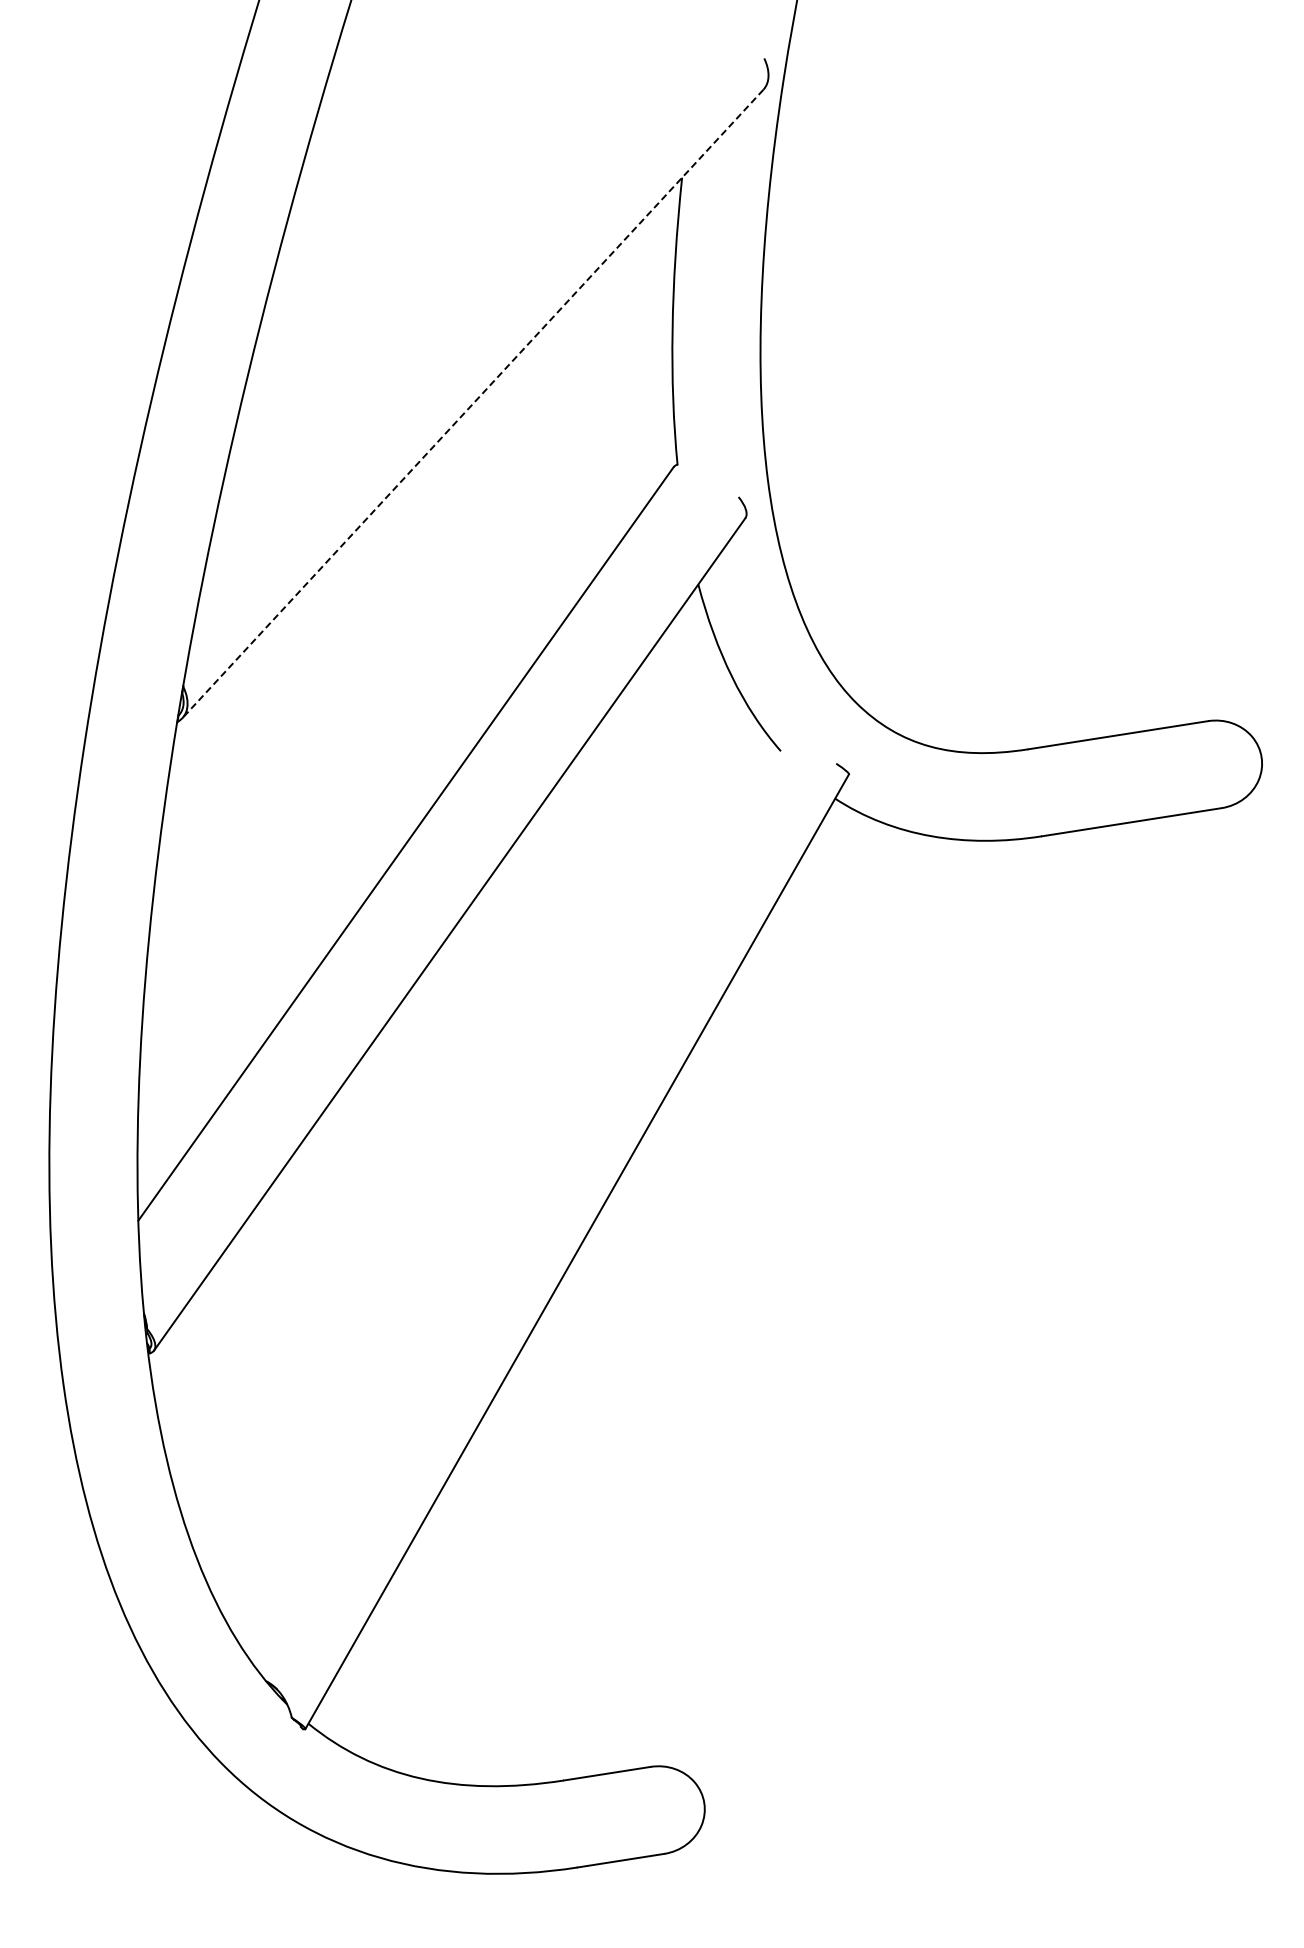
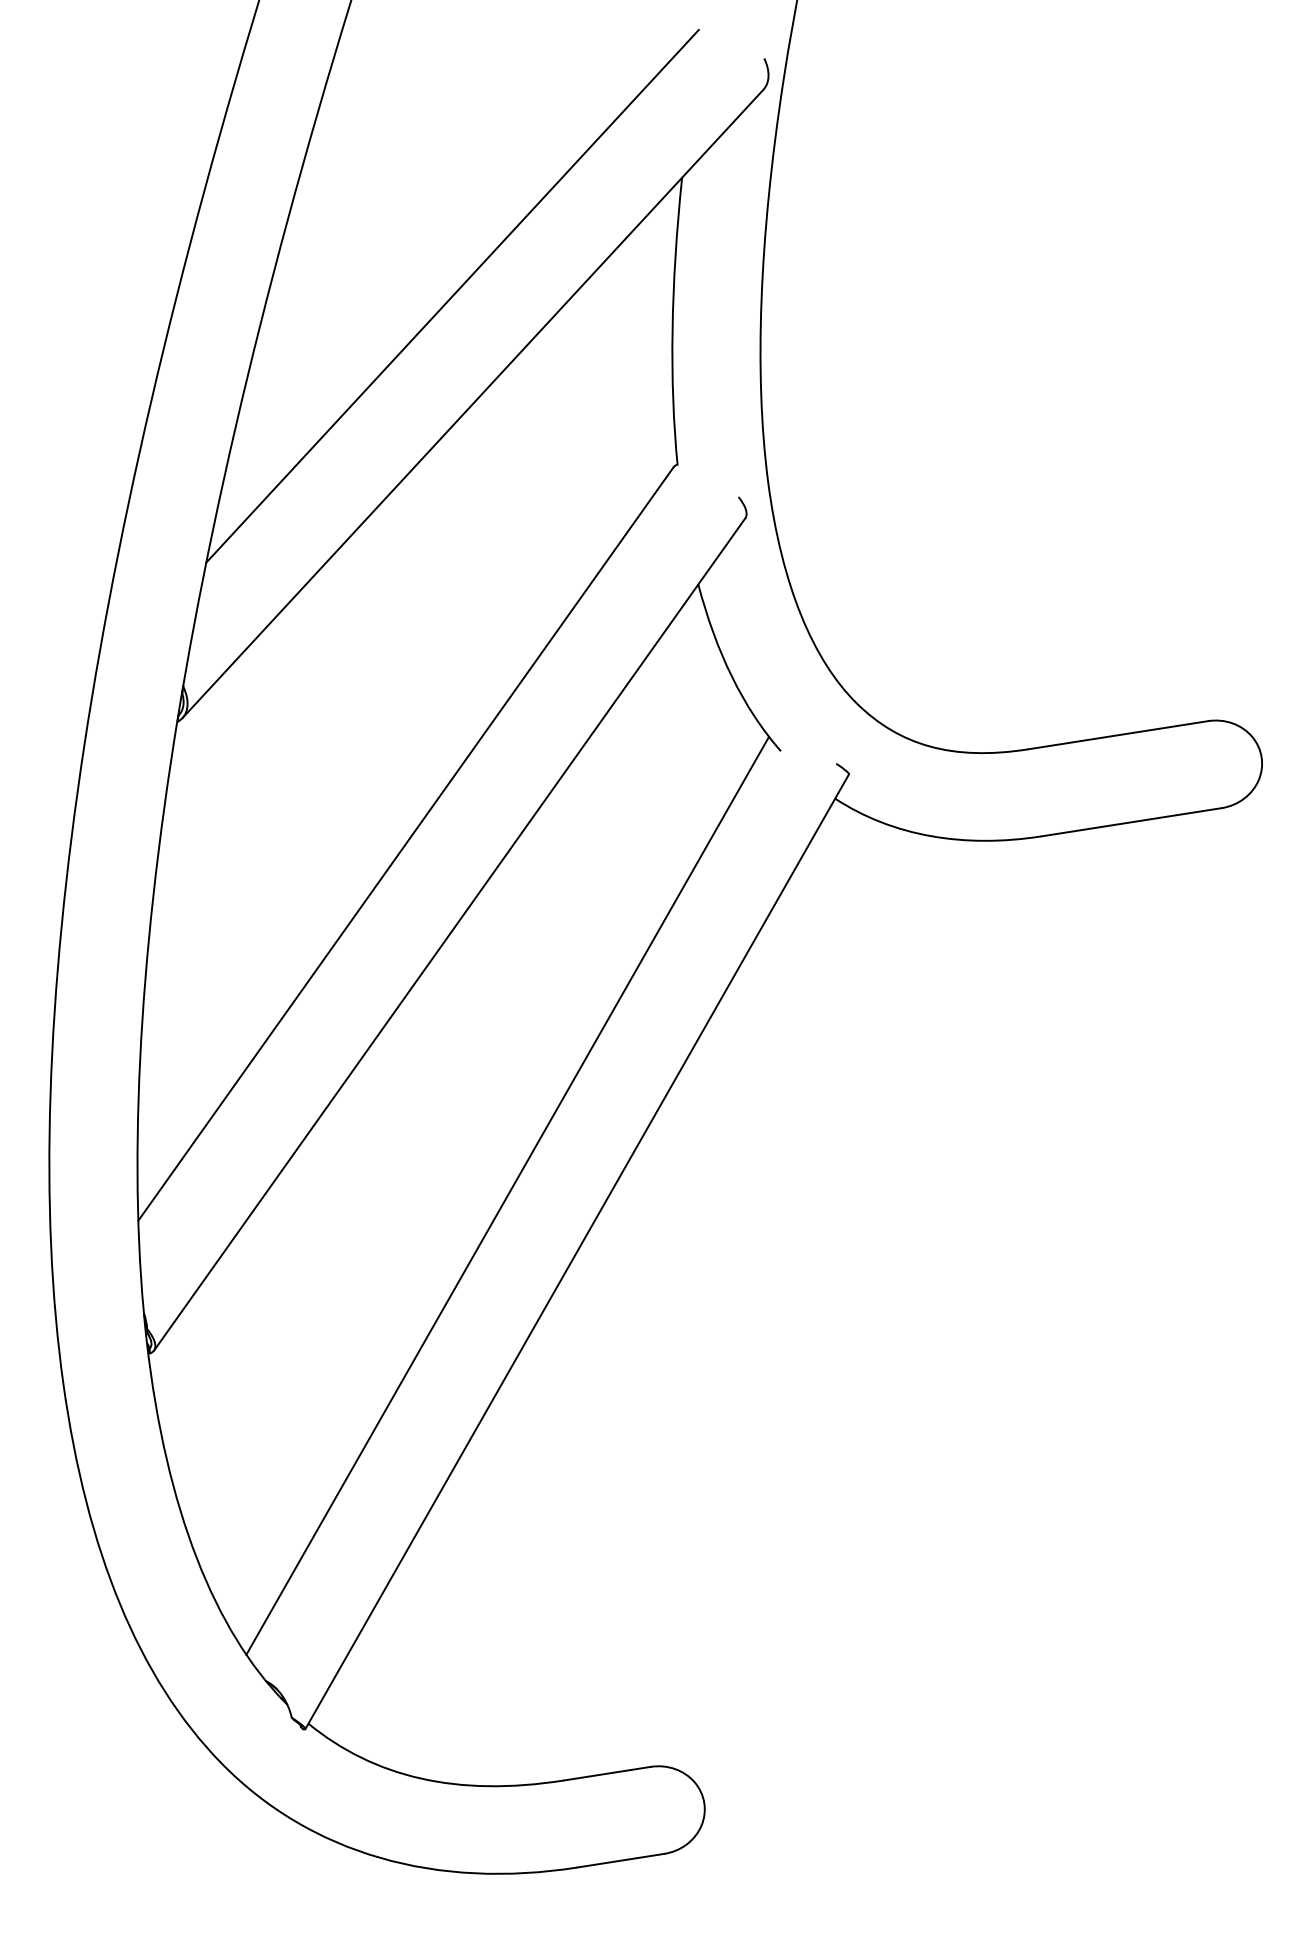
line: none -> present (452, 295)
line: dashed -> solid (472, 403)
line: none -> present (507, 1195)
